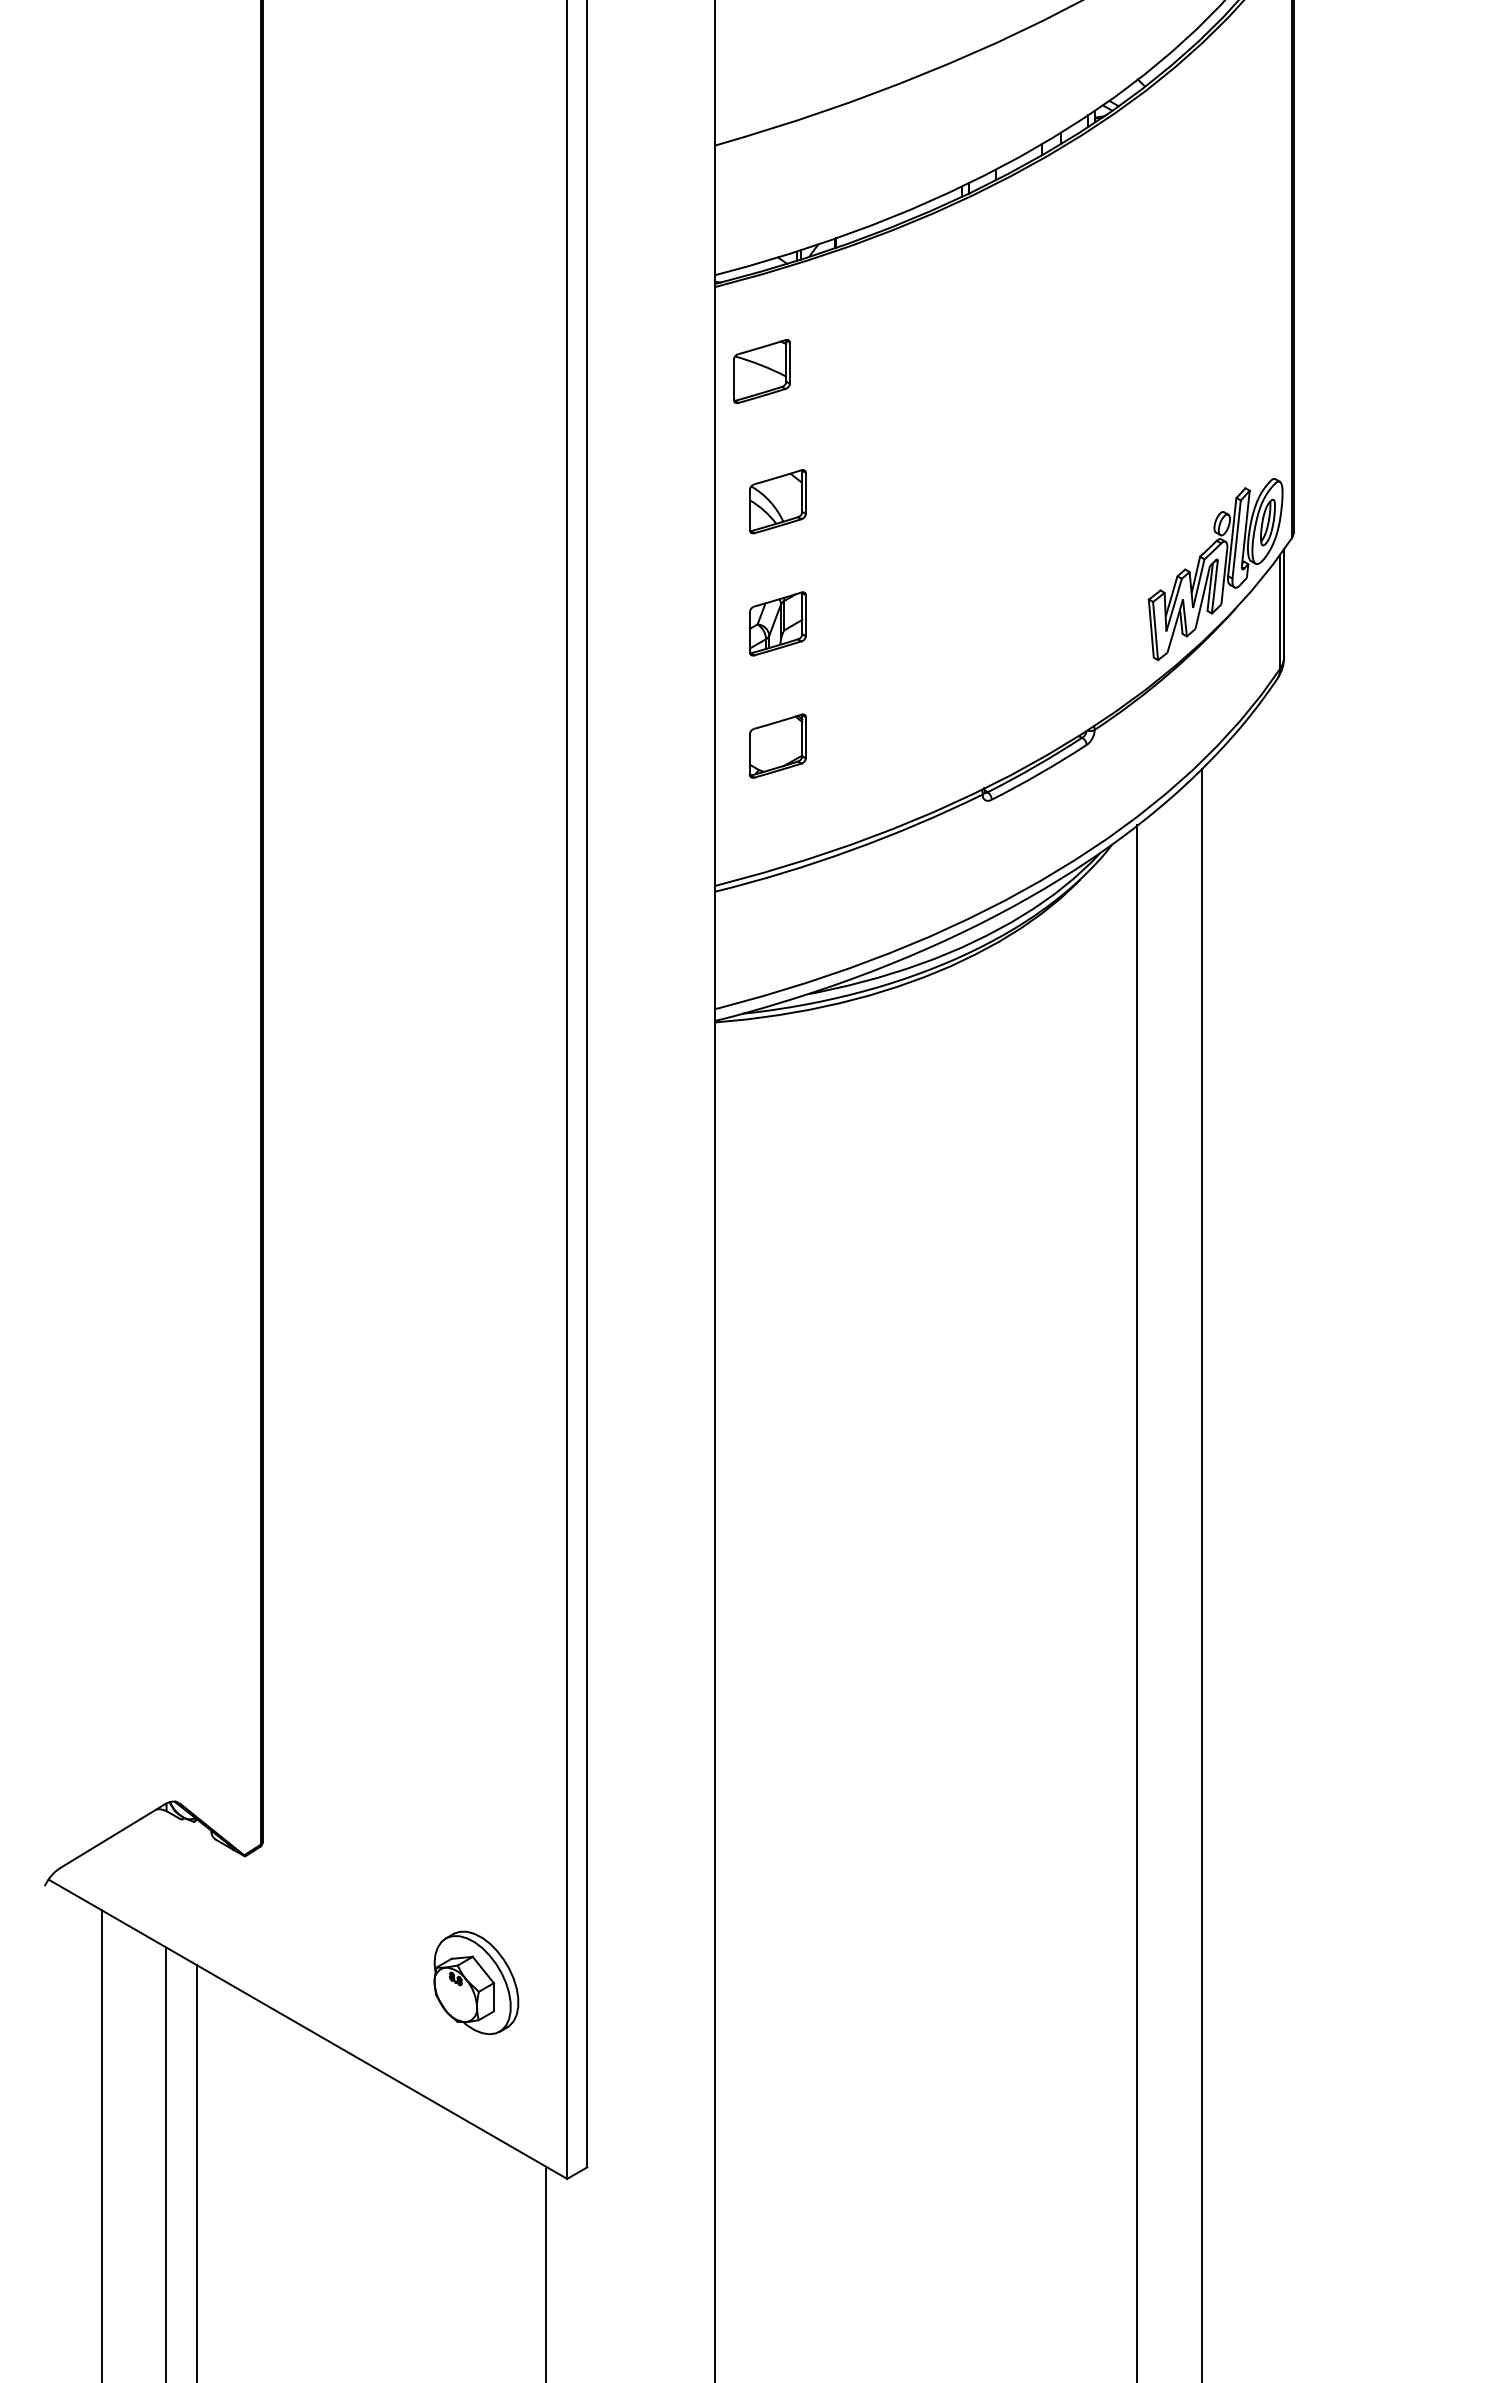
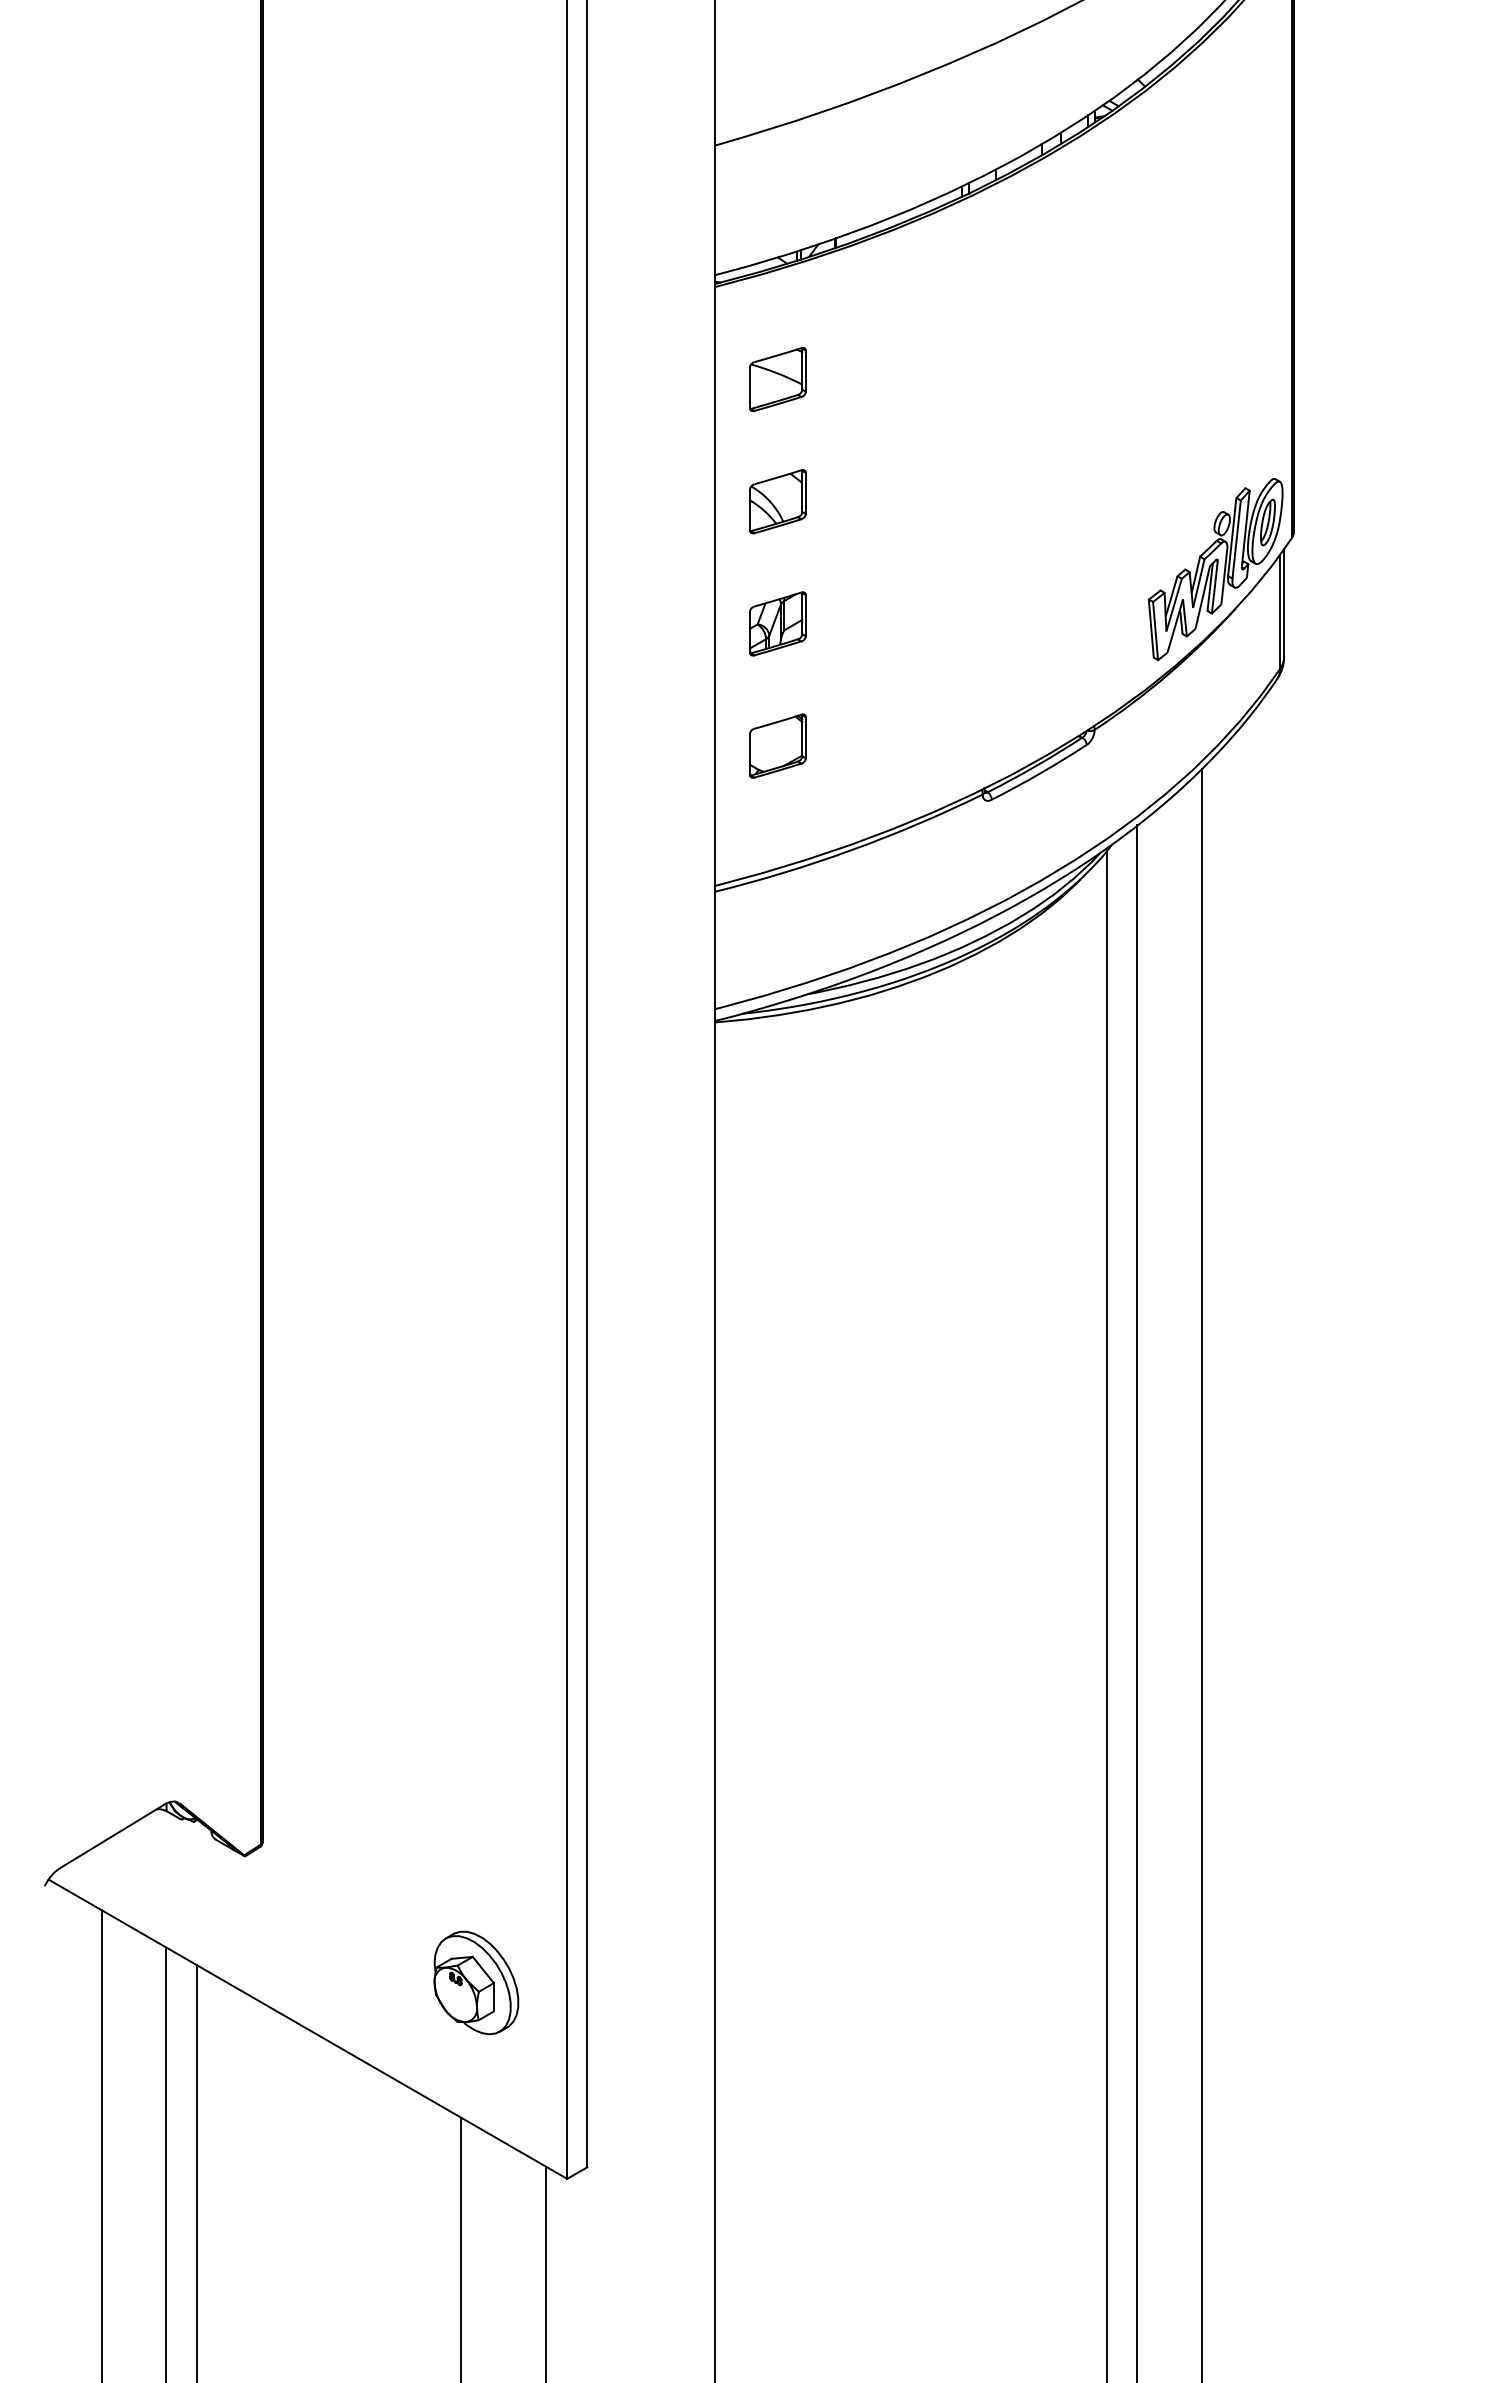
part position: (761, 371) -> (777, 379) (777, 379)
line: none -> present (1106, 1615)
line: none -> present (461, 2248)
